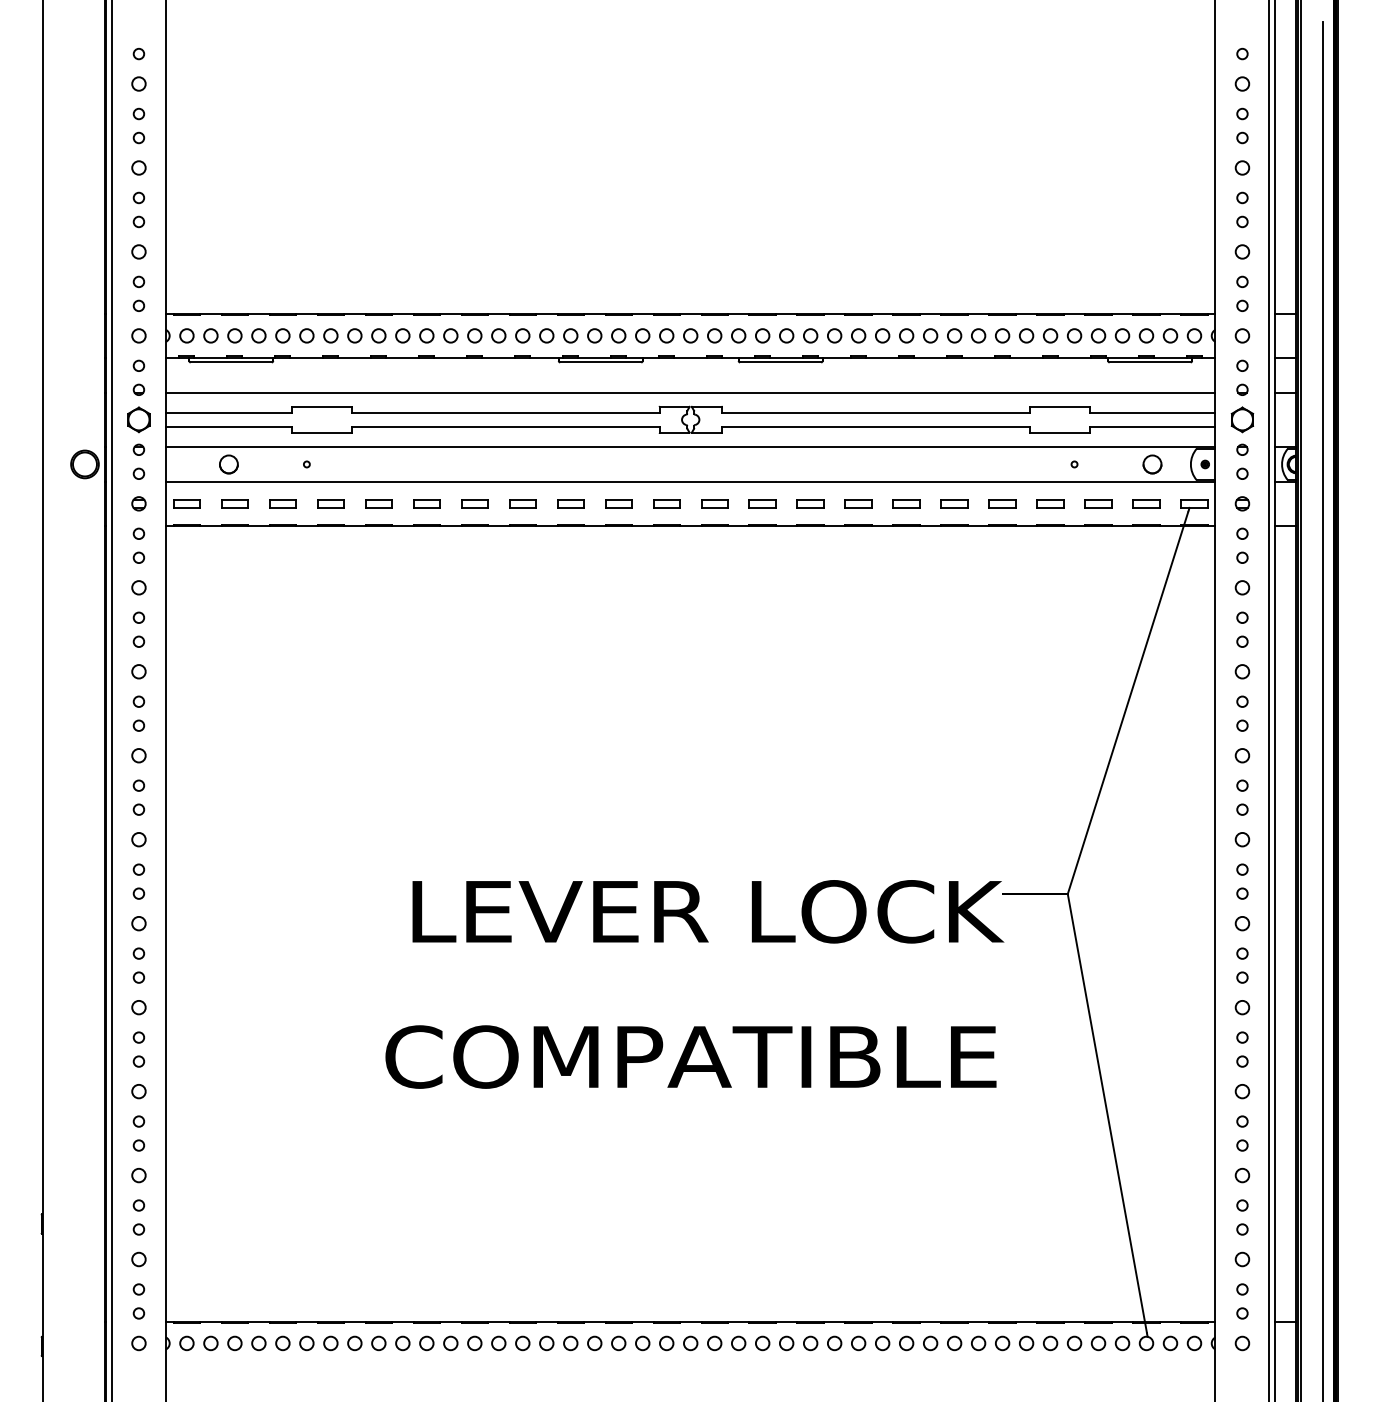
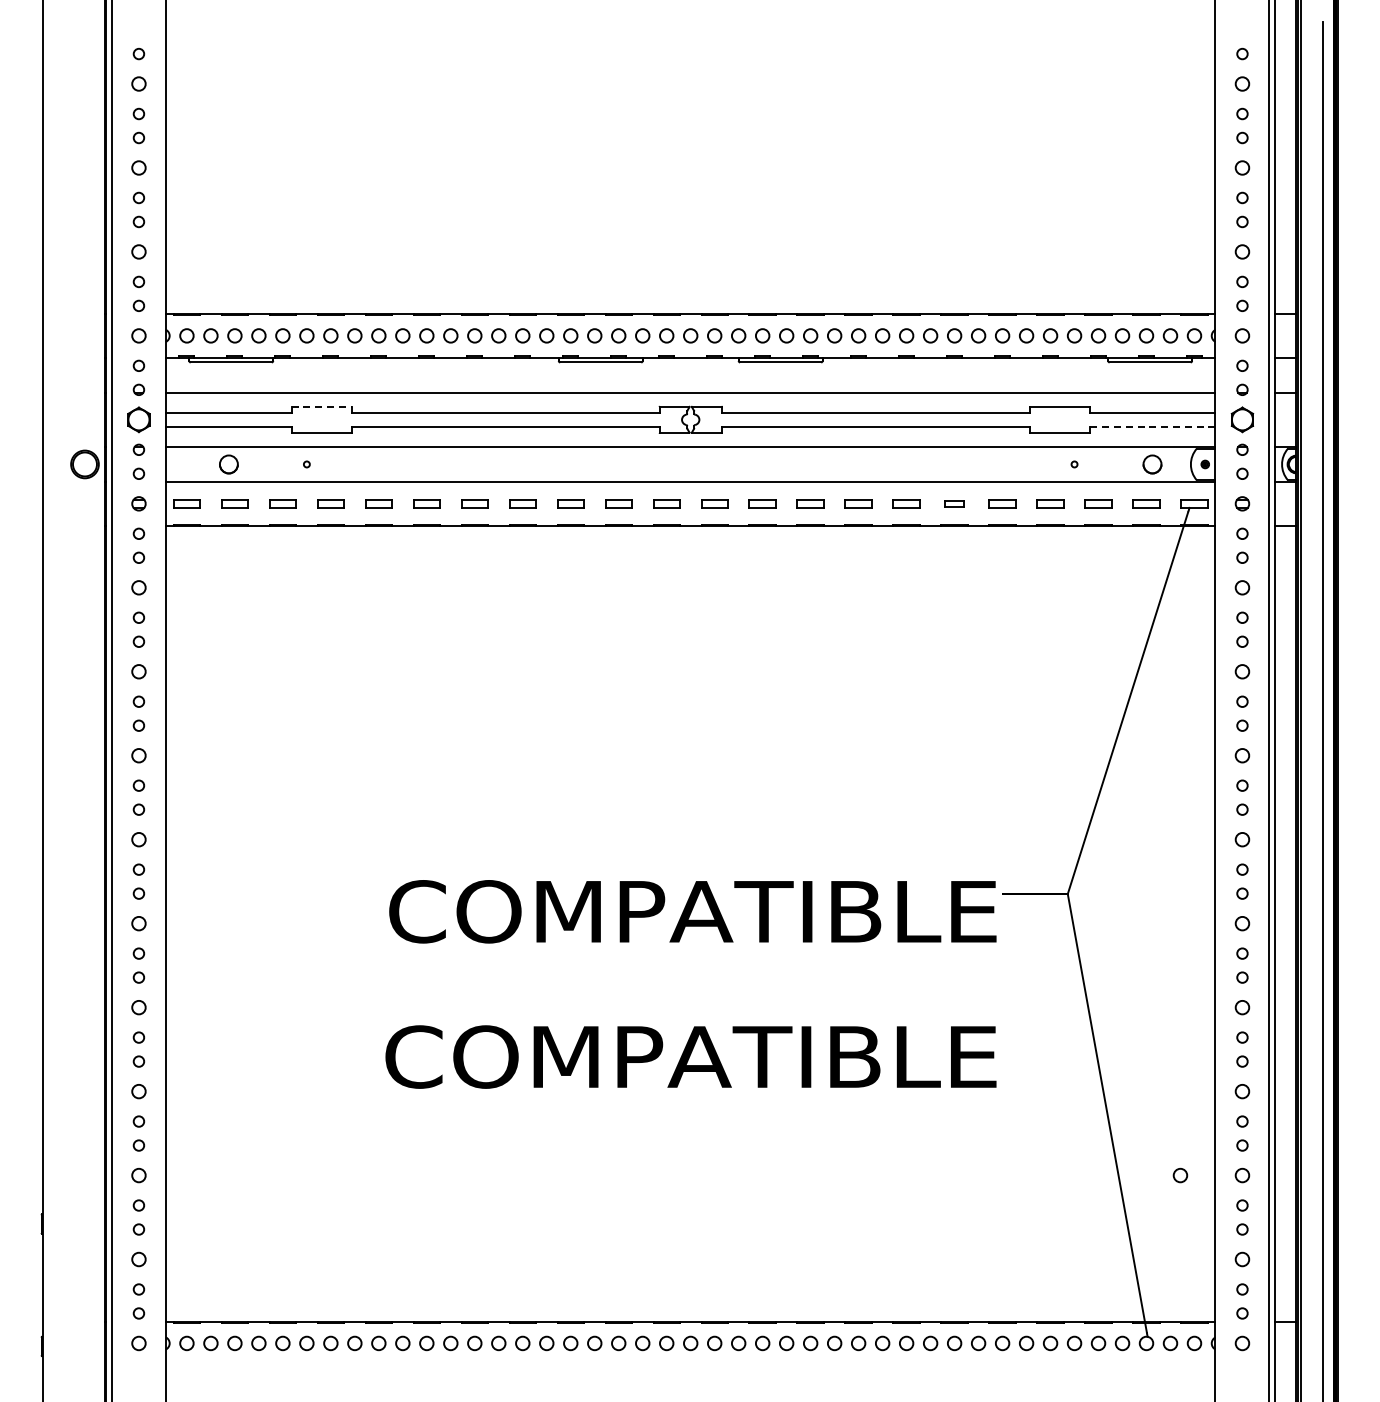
line: solid -> dashed (321, 406)
line: solid -> dashed (1152, 426)
part size: 29x10 px -> 21x8 px (954, 503)
text: LEVER LOCK -> COMPATIBLE (696, 911)
circle: none -> present (1180, 1175)
